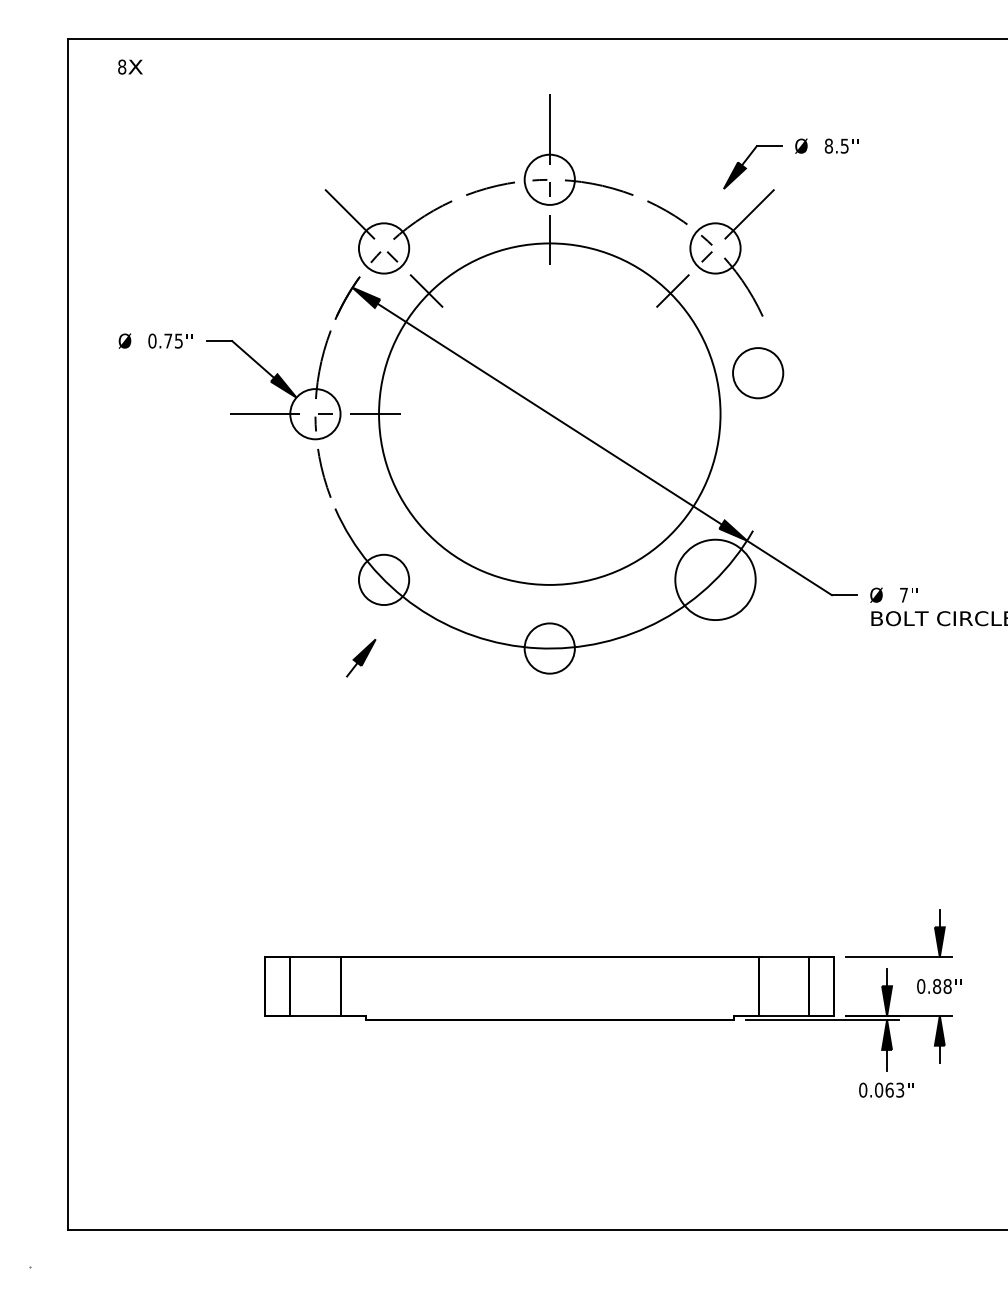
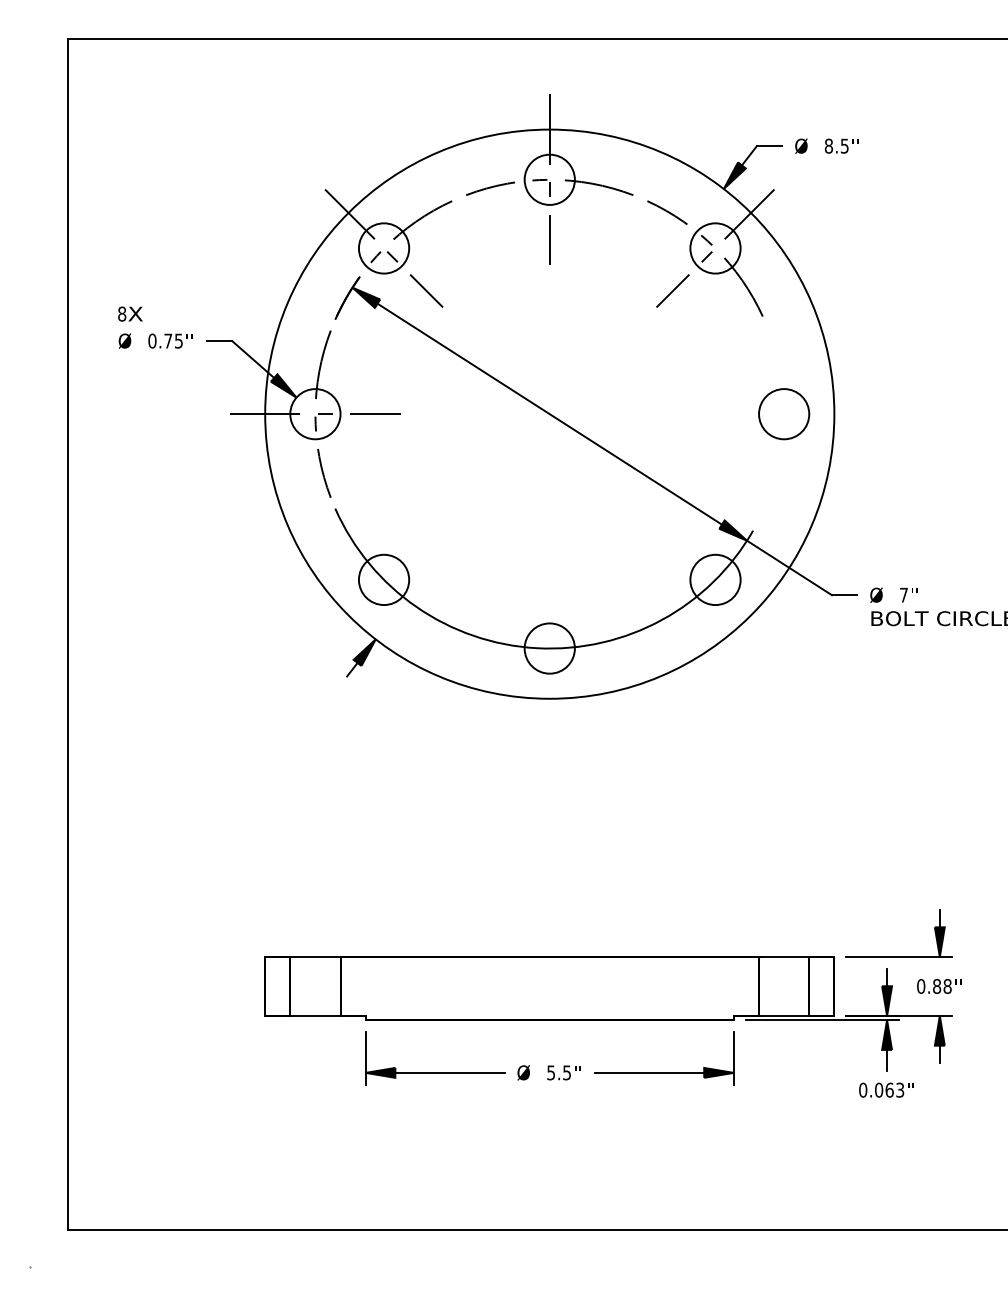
text position: (130, 66) -> (130, 313) (130, 313)
circle position: (758, 373) -> (784, 414) (784, 414)
circle diameter: 342 px -> 569 px (549, 413)
circle diameter: 80 px -> 50 px (715, 579)
part: none -> present (549, 1065)
